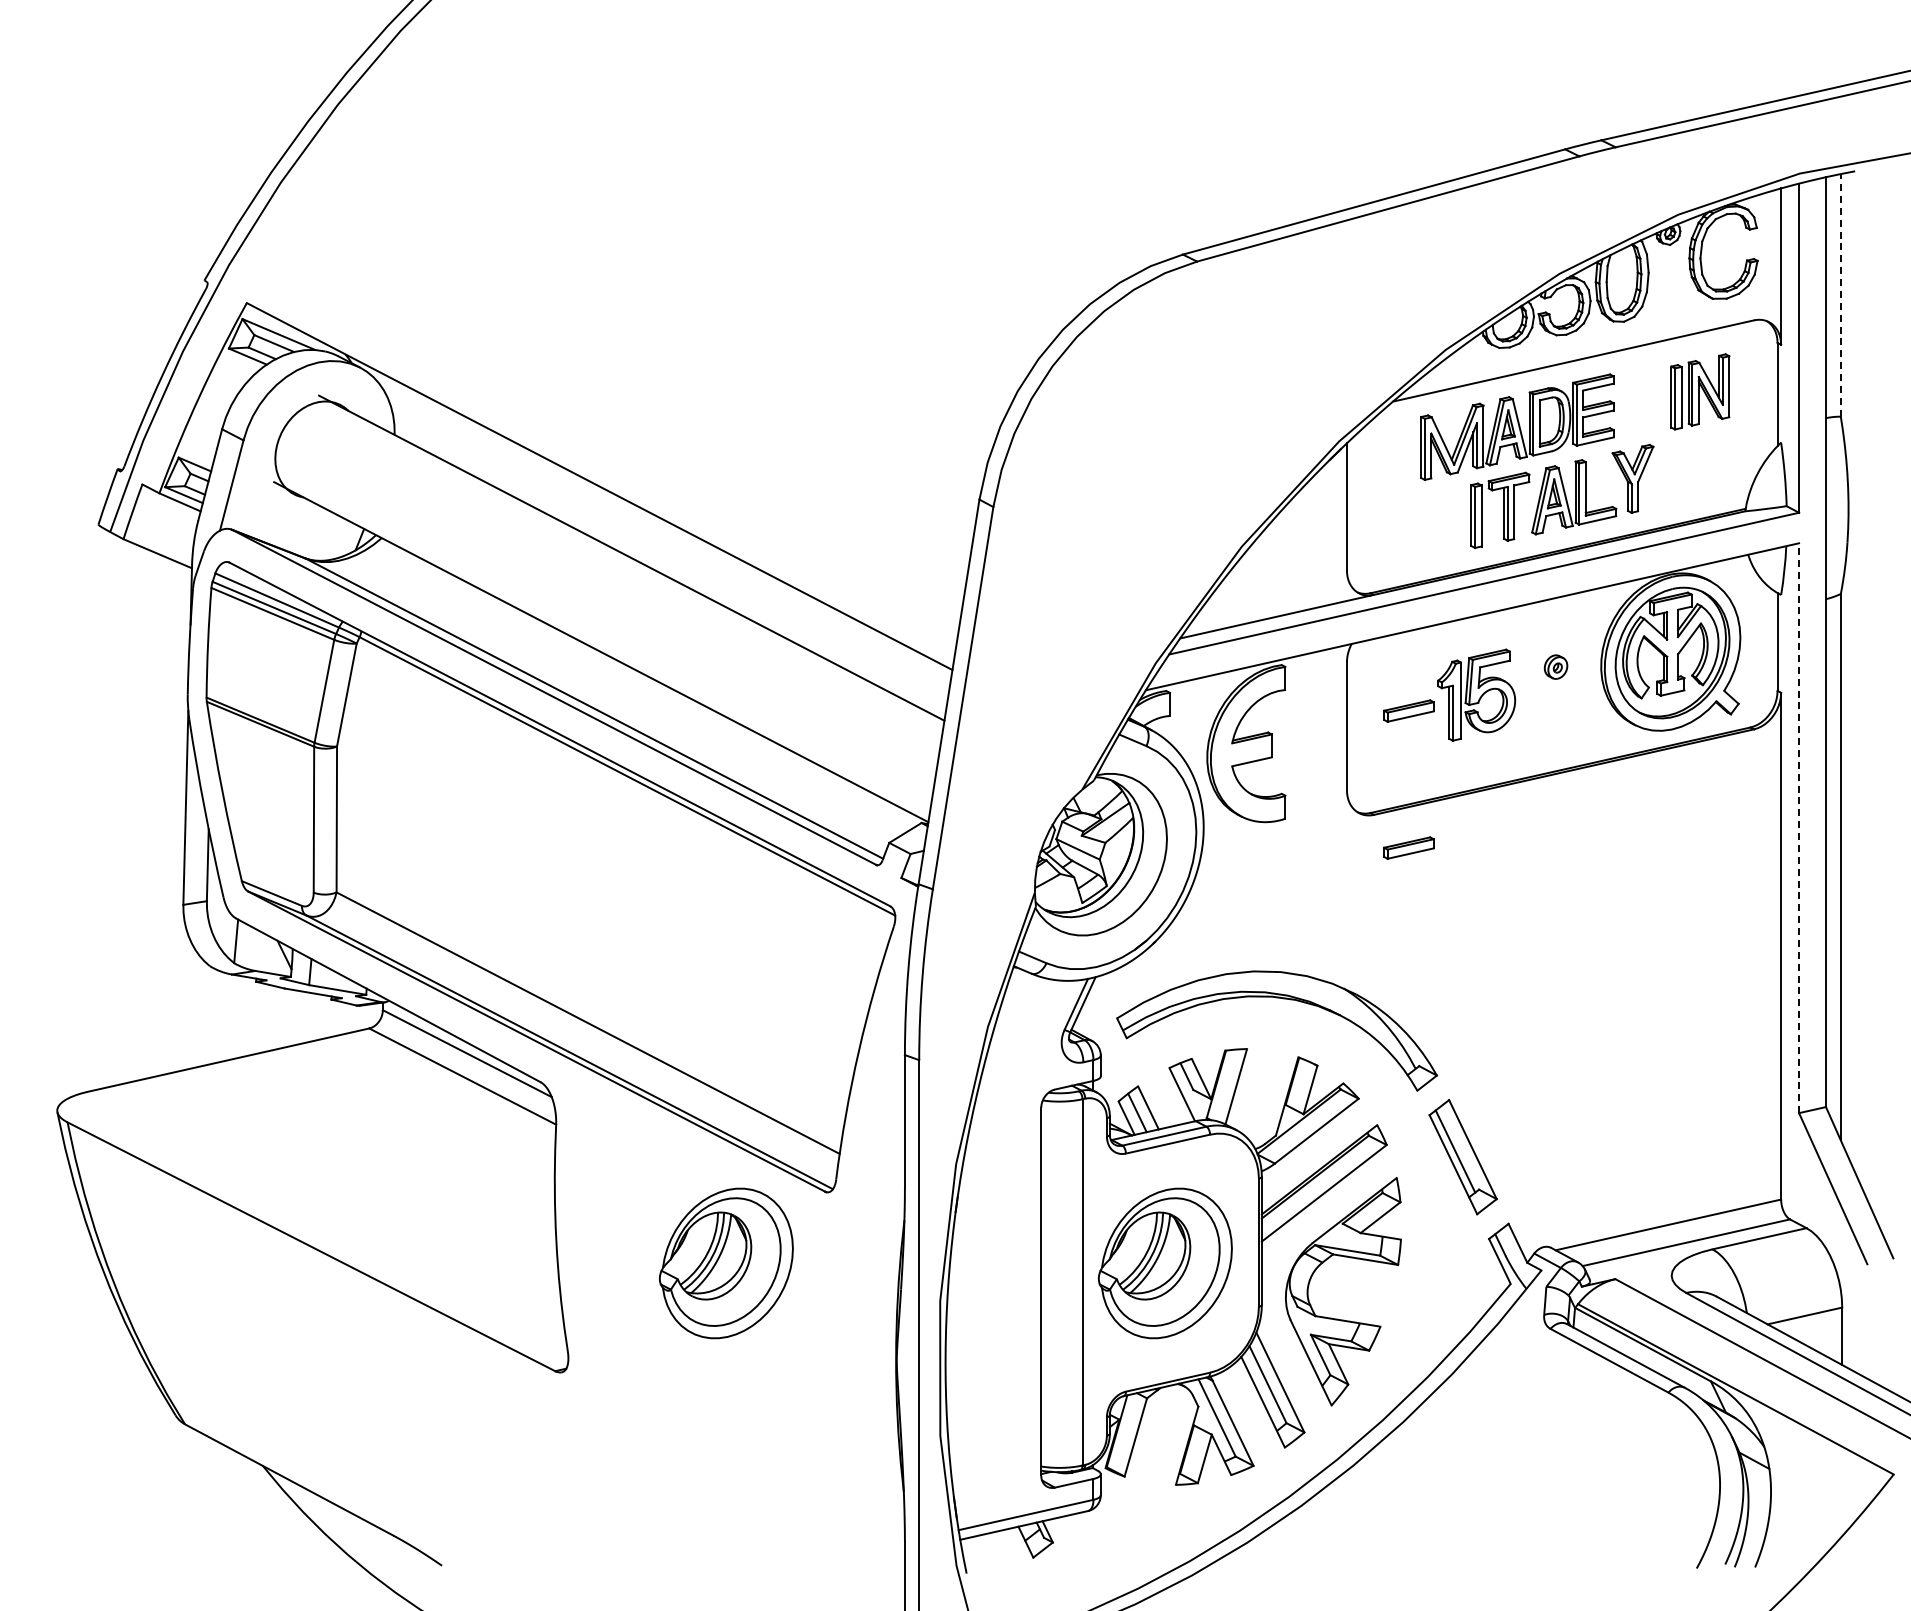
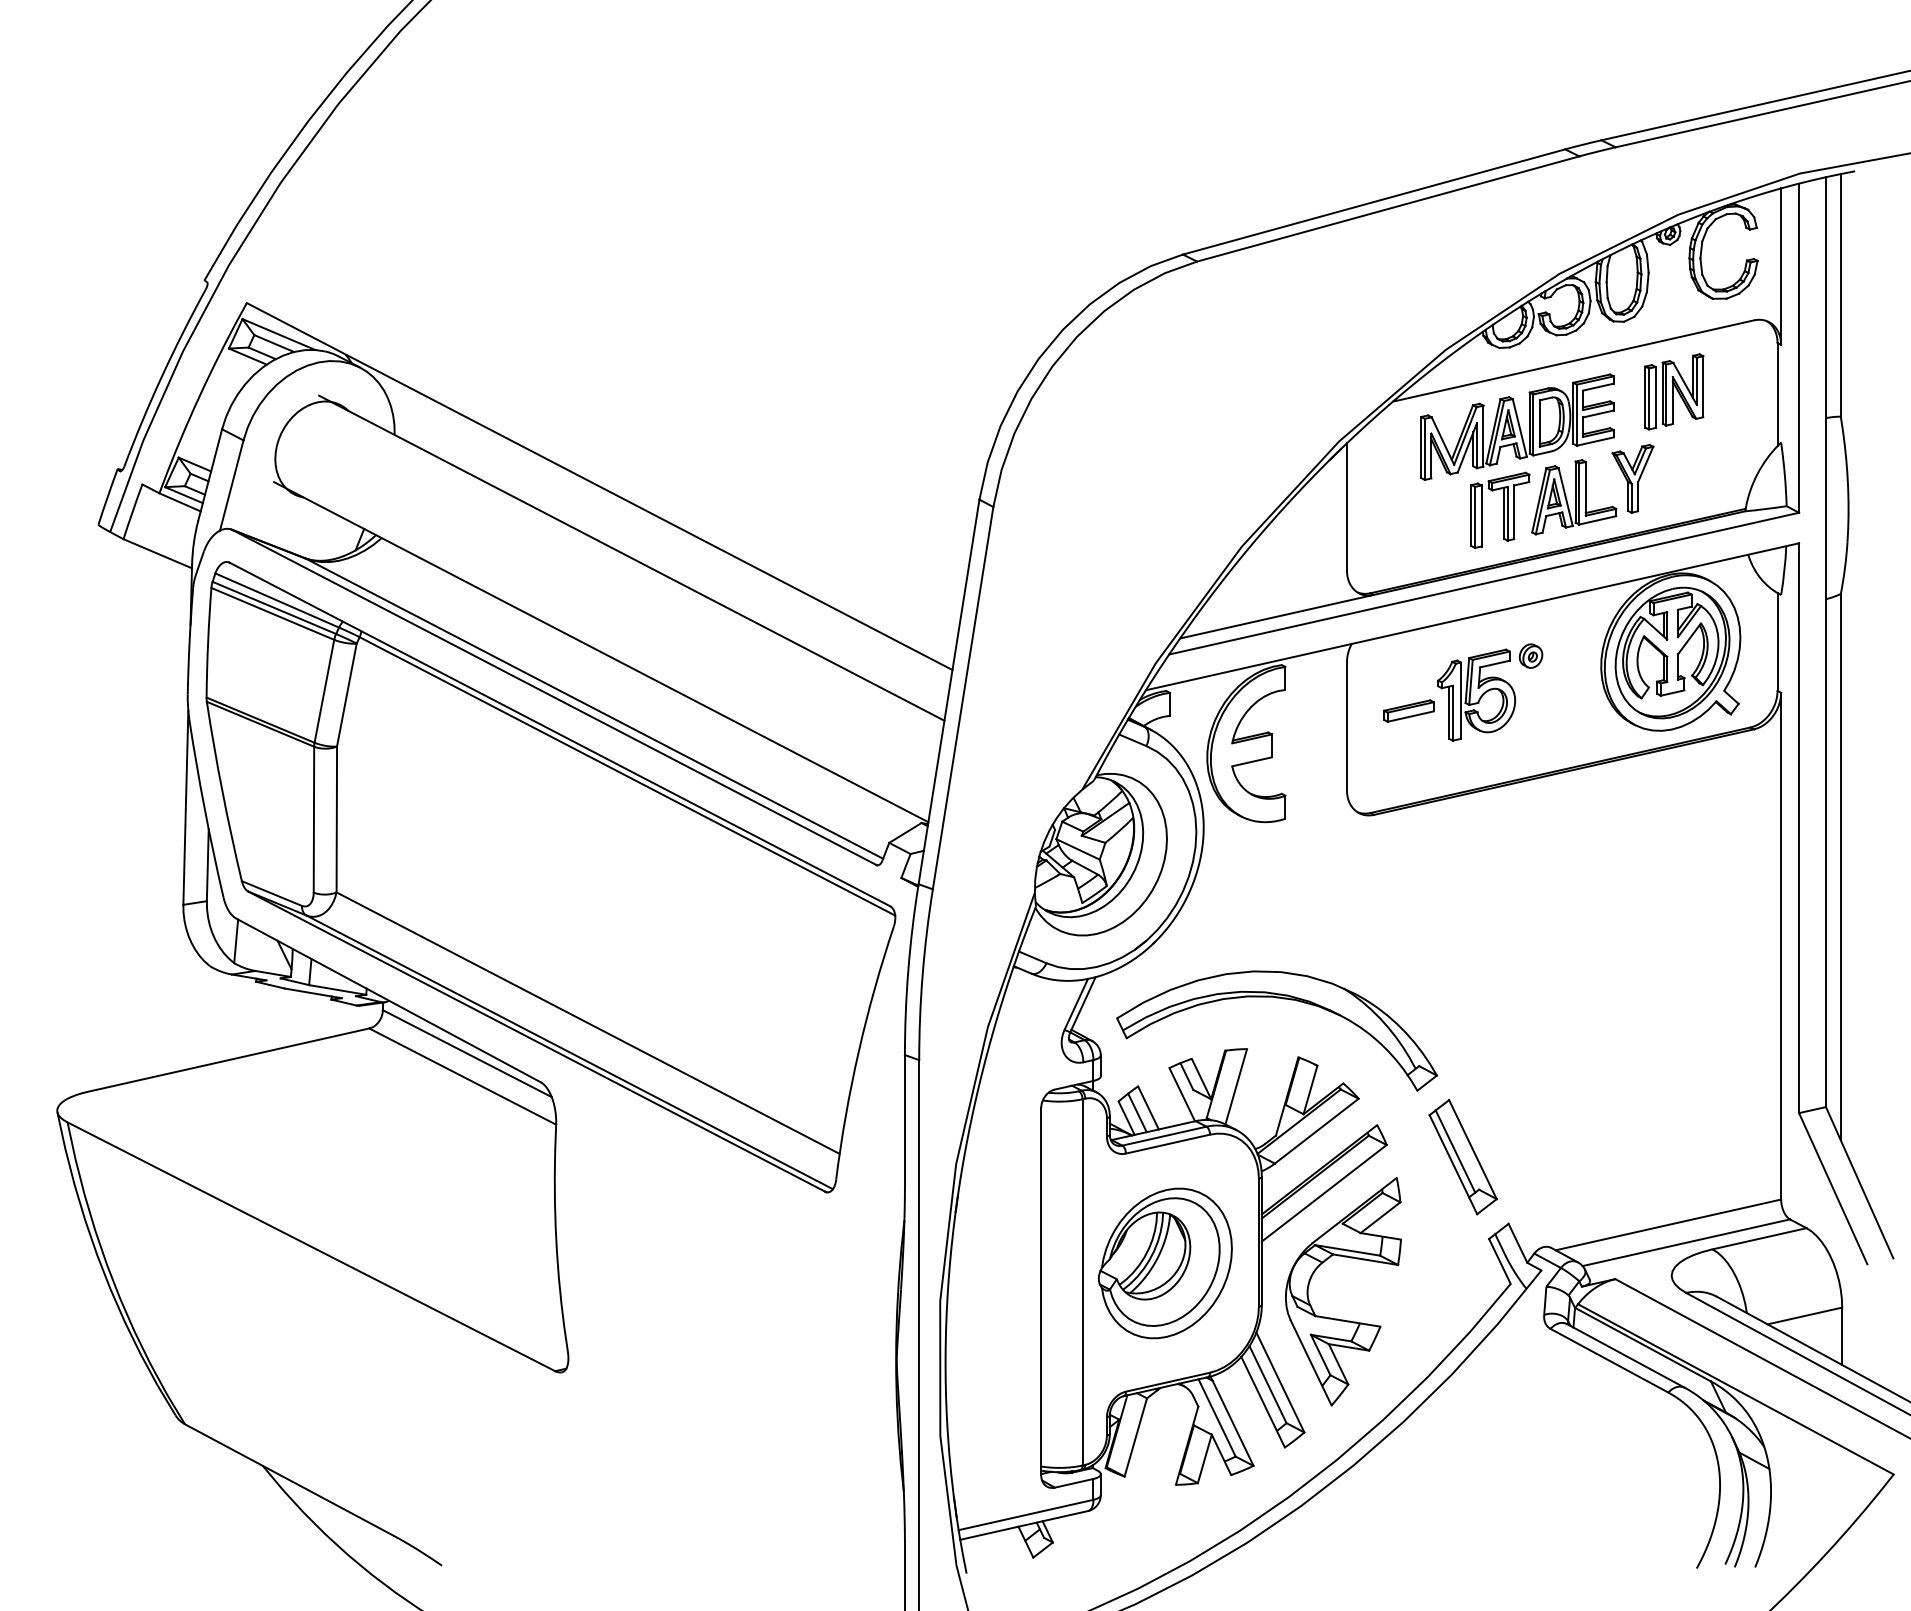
line: dashed -> solid (1840, 294)
part position: (1700, 391) -> (1674, 391) (1674, 391)
part position: (1555, 666) -> (1530, 655) (1530, 655)
line: dashed -> solid (1799, 828)
part: present -> none (1408, 847)
part: present -> none (726, 1263)
